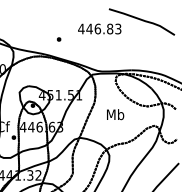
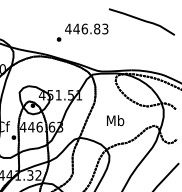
text position: (99, 28) -> (86, 28) (86, 28)
text position: (115, 114) -> (115, 120) (115, 120)
